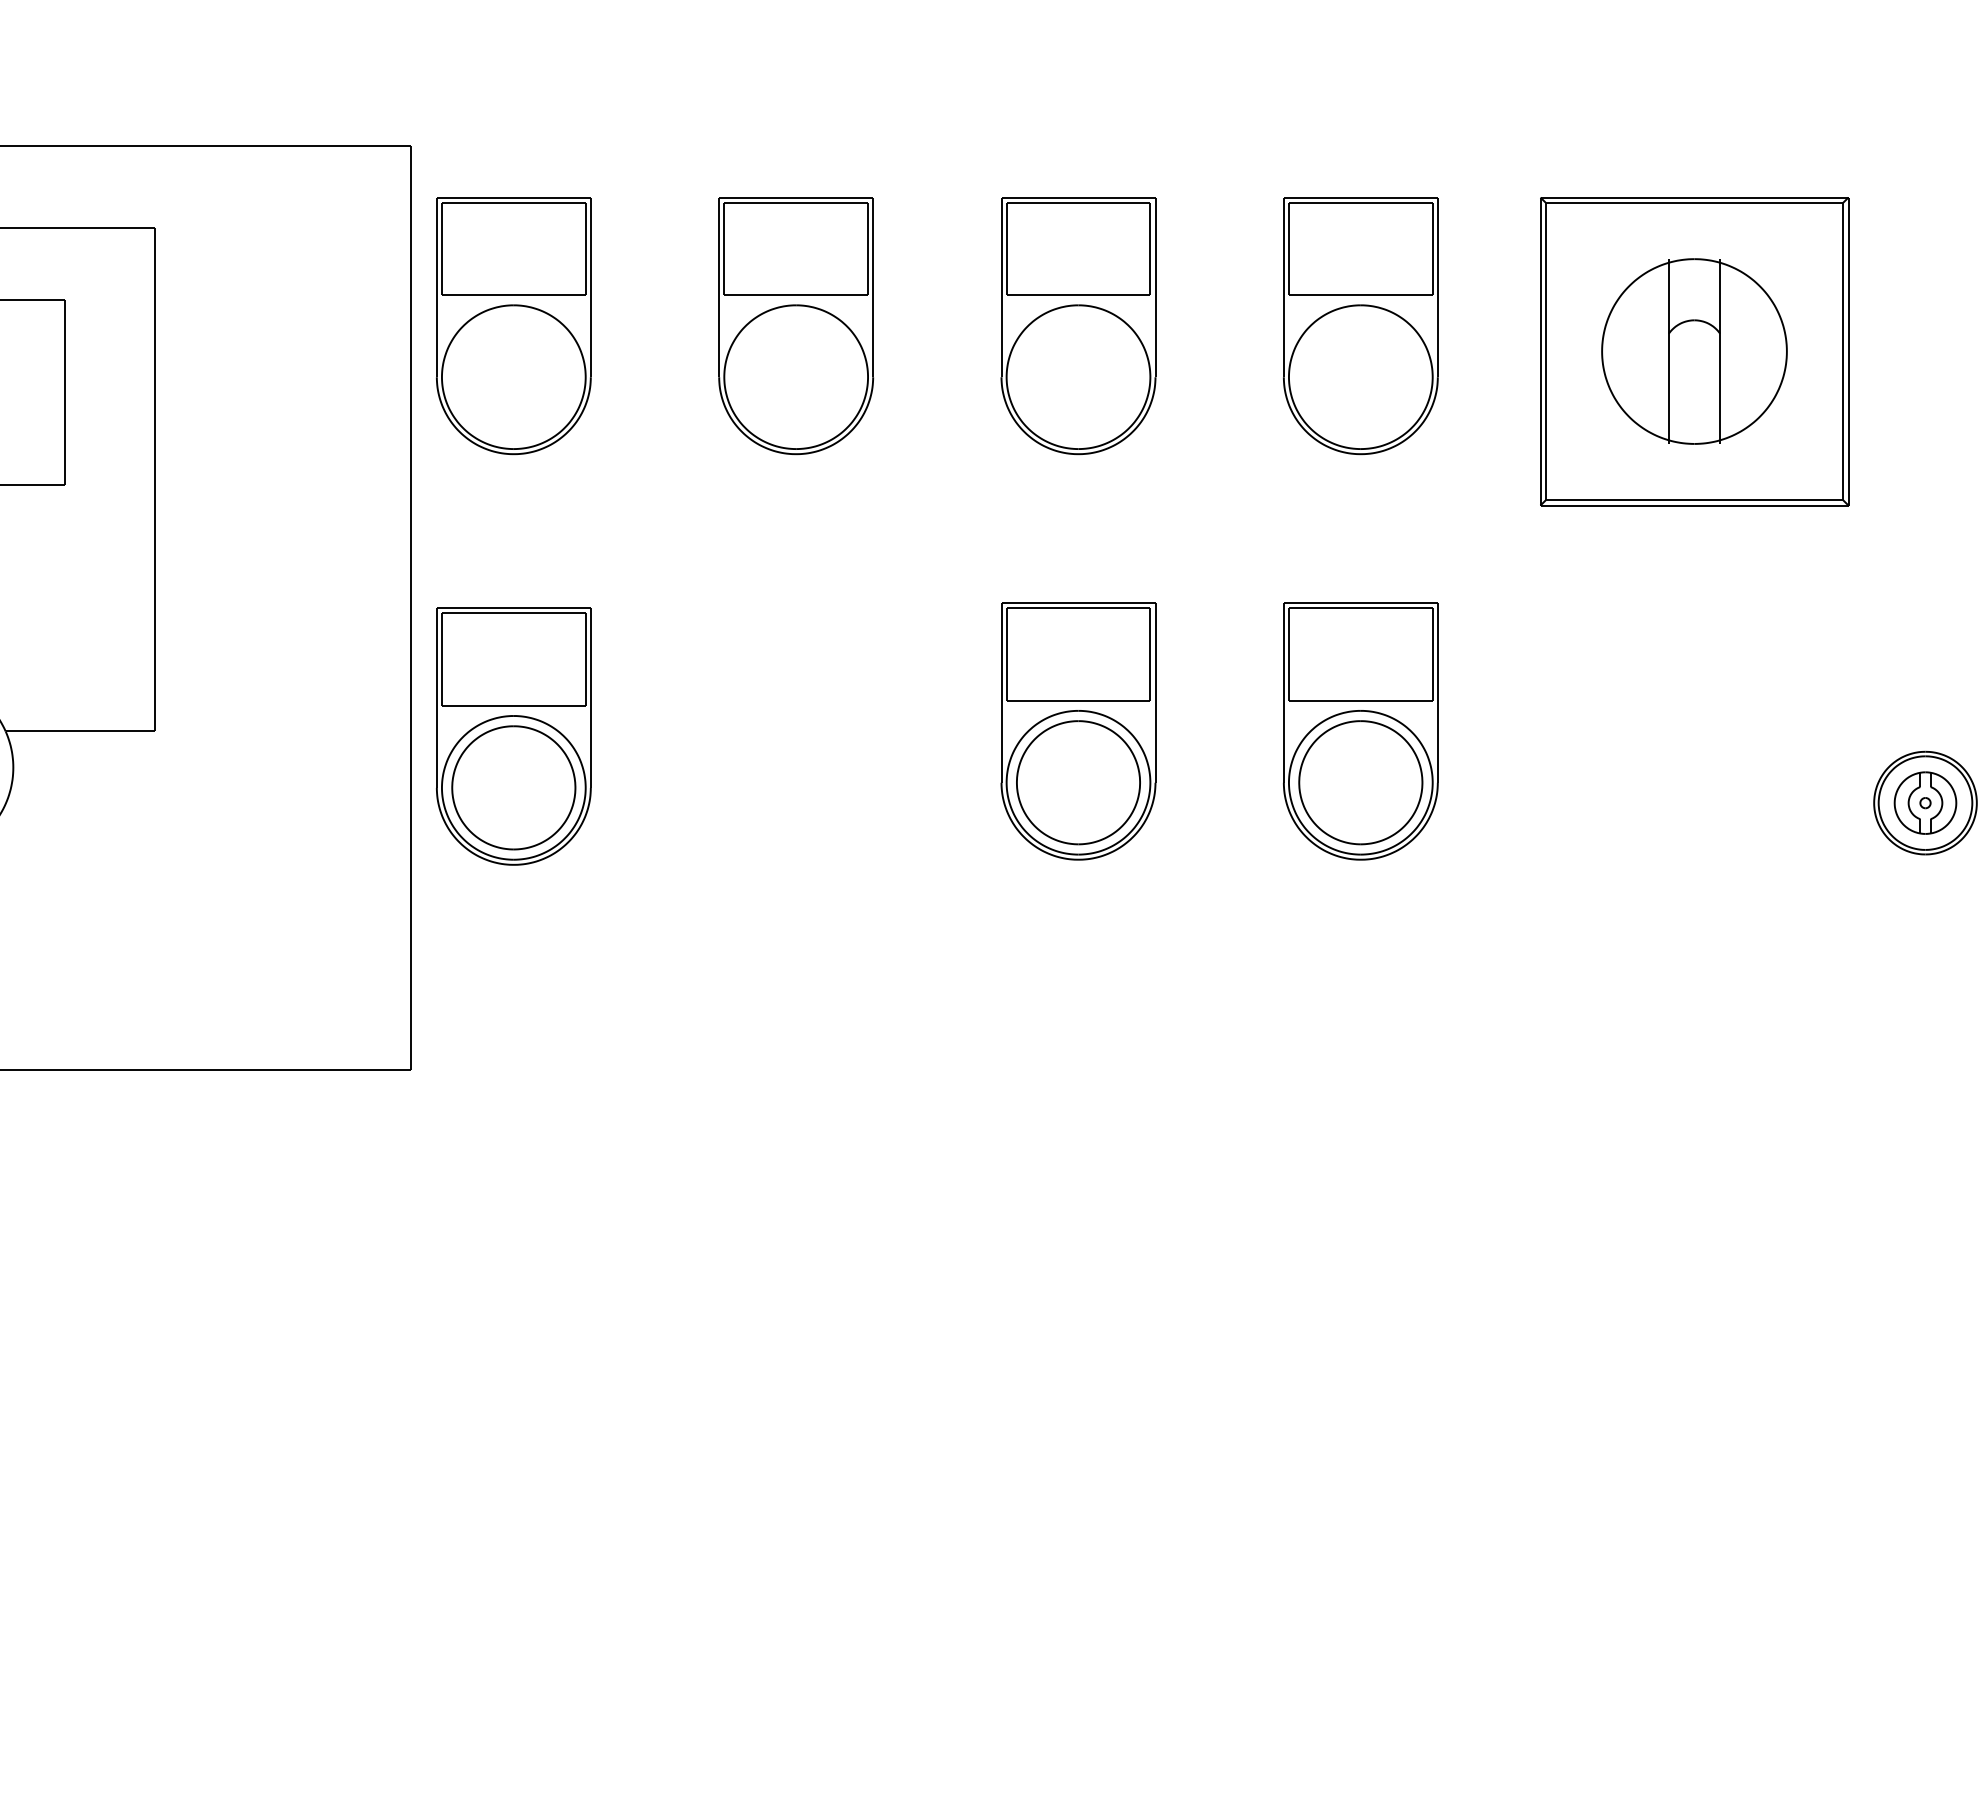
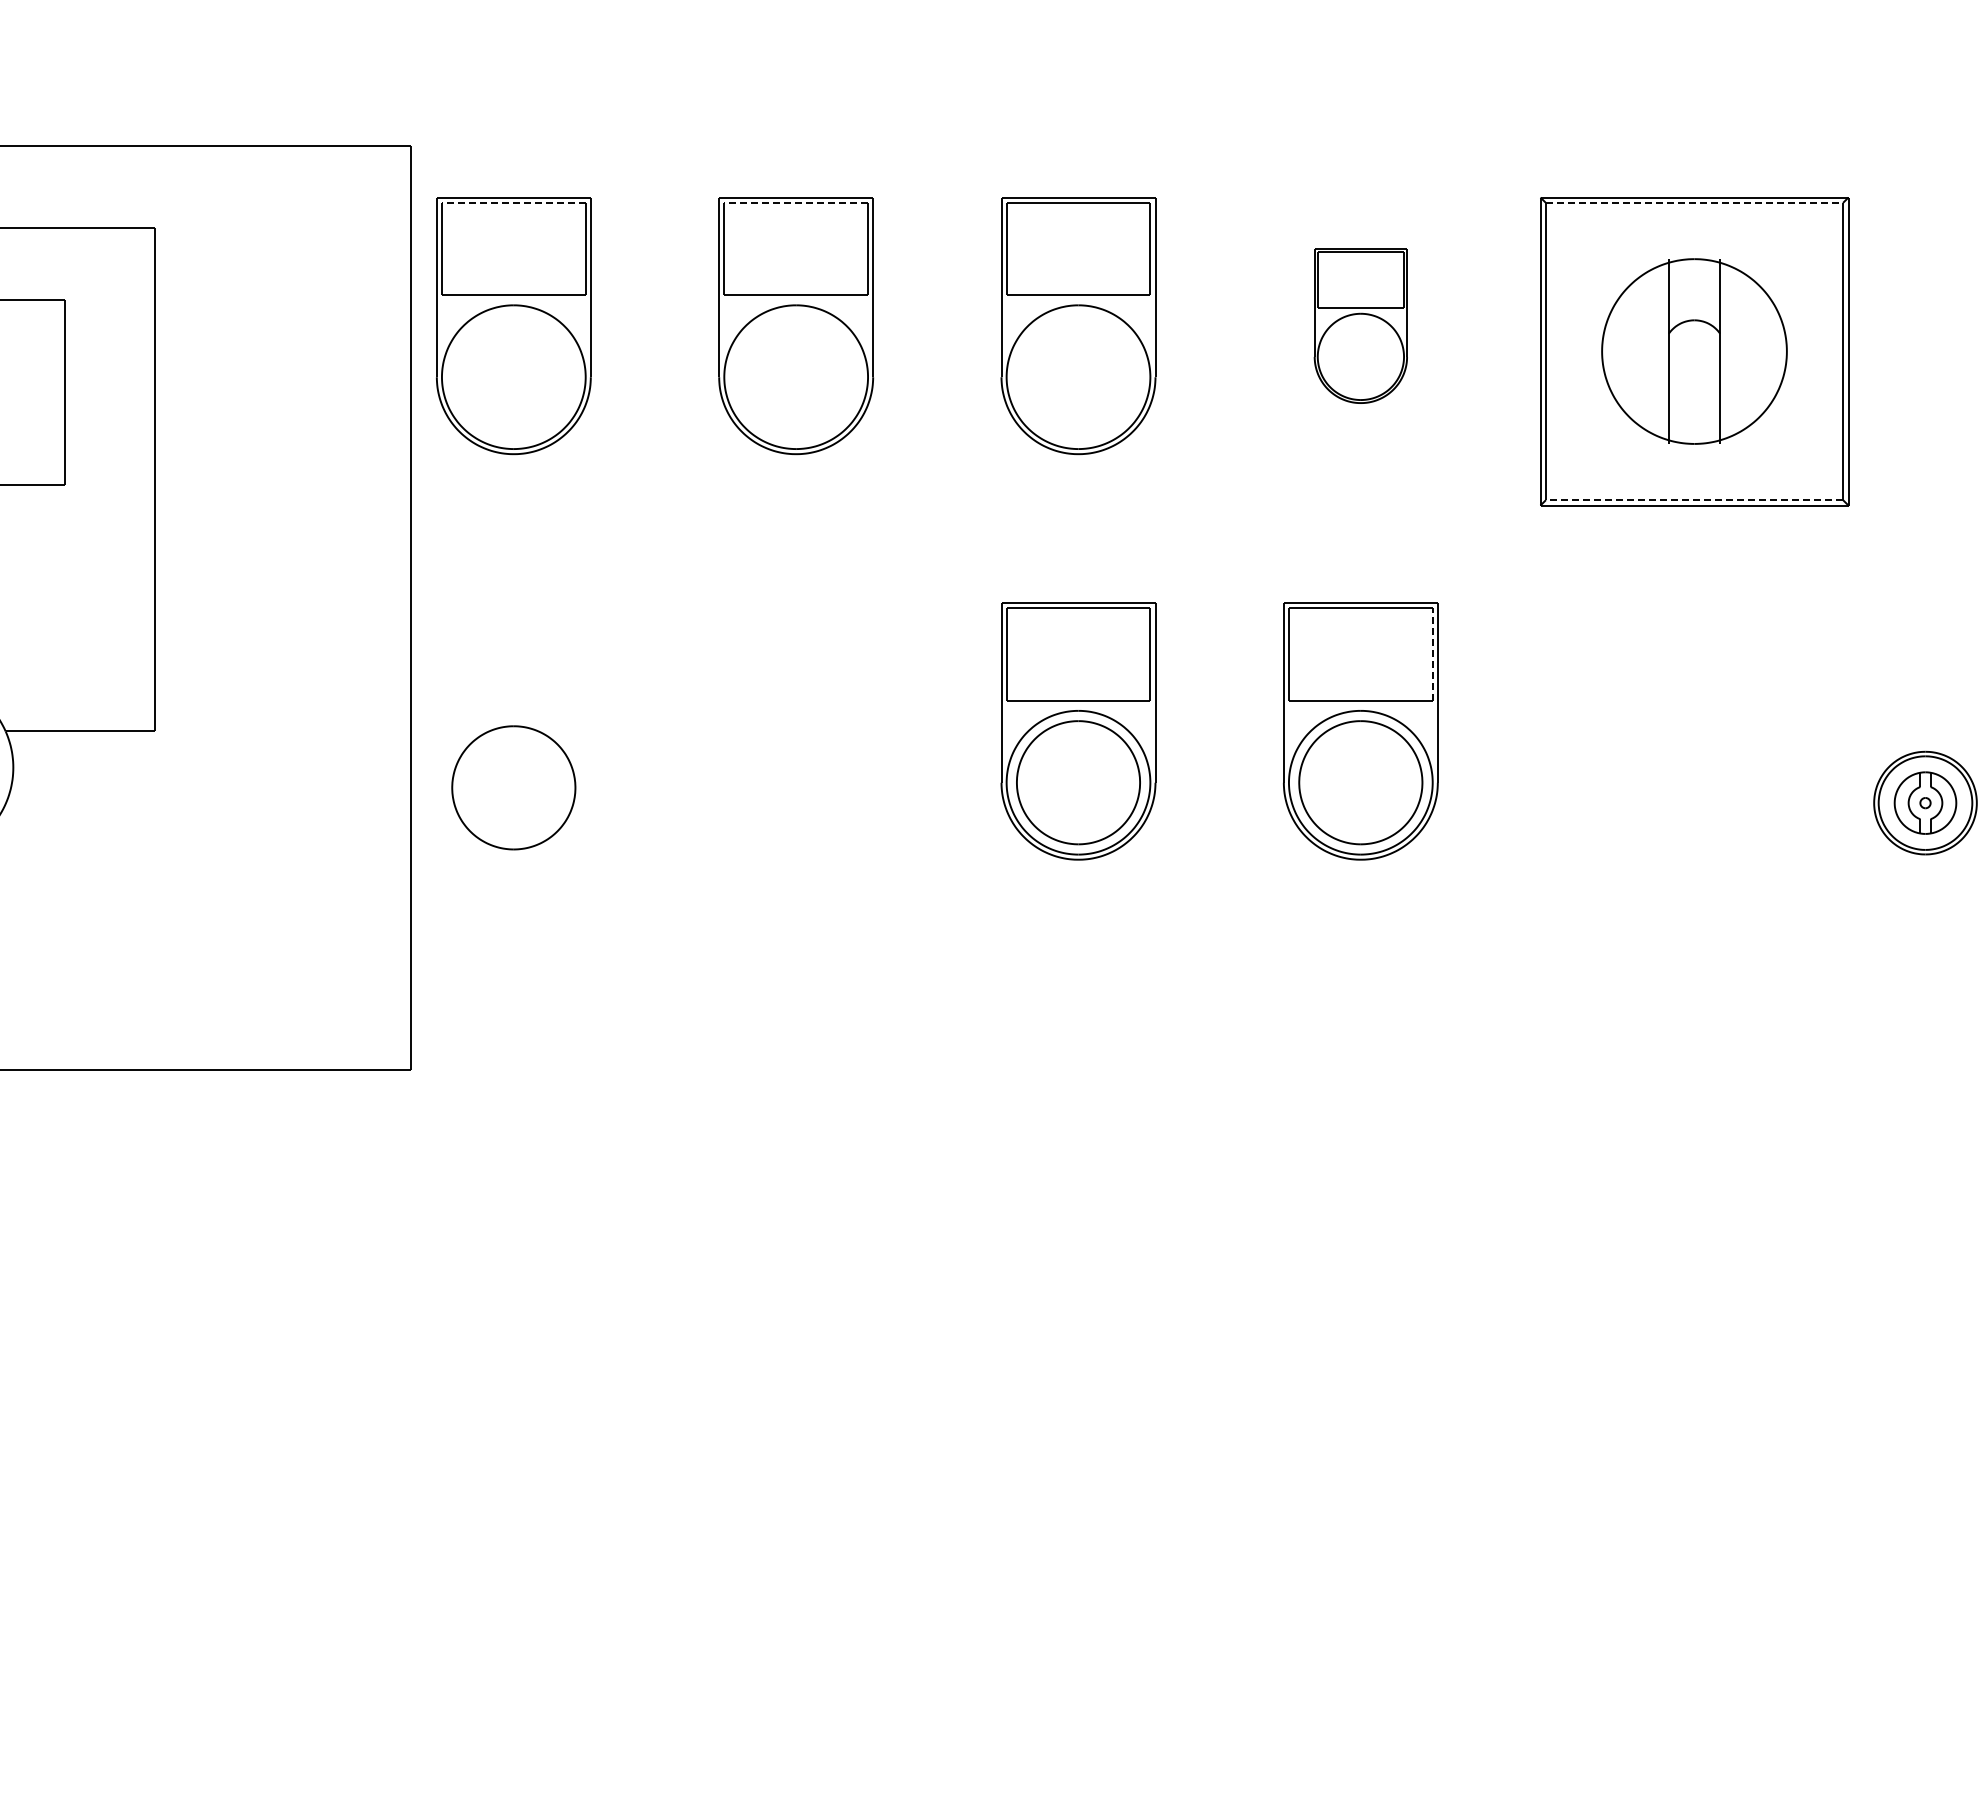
line: solid -> dashed (513, 202)
line: solid -> dashed (796, 202)
line: solid -> dashed (1694, 202)
part size: 156x259 px -> 95x156 px (1360, 325)
line: solid -> dashed (1694, 500)
line: solid -> dashed (1432, 653)
part: present -> none (513, 736)
